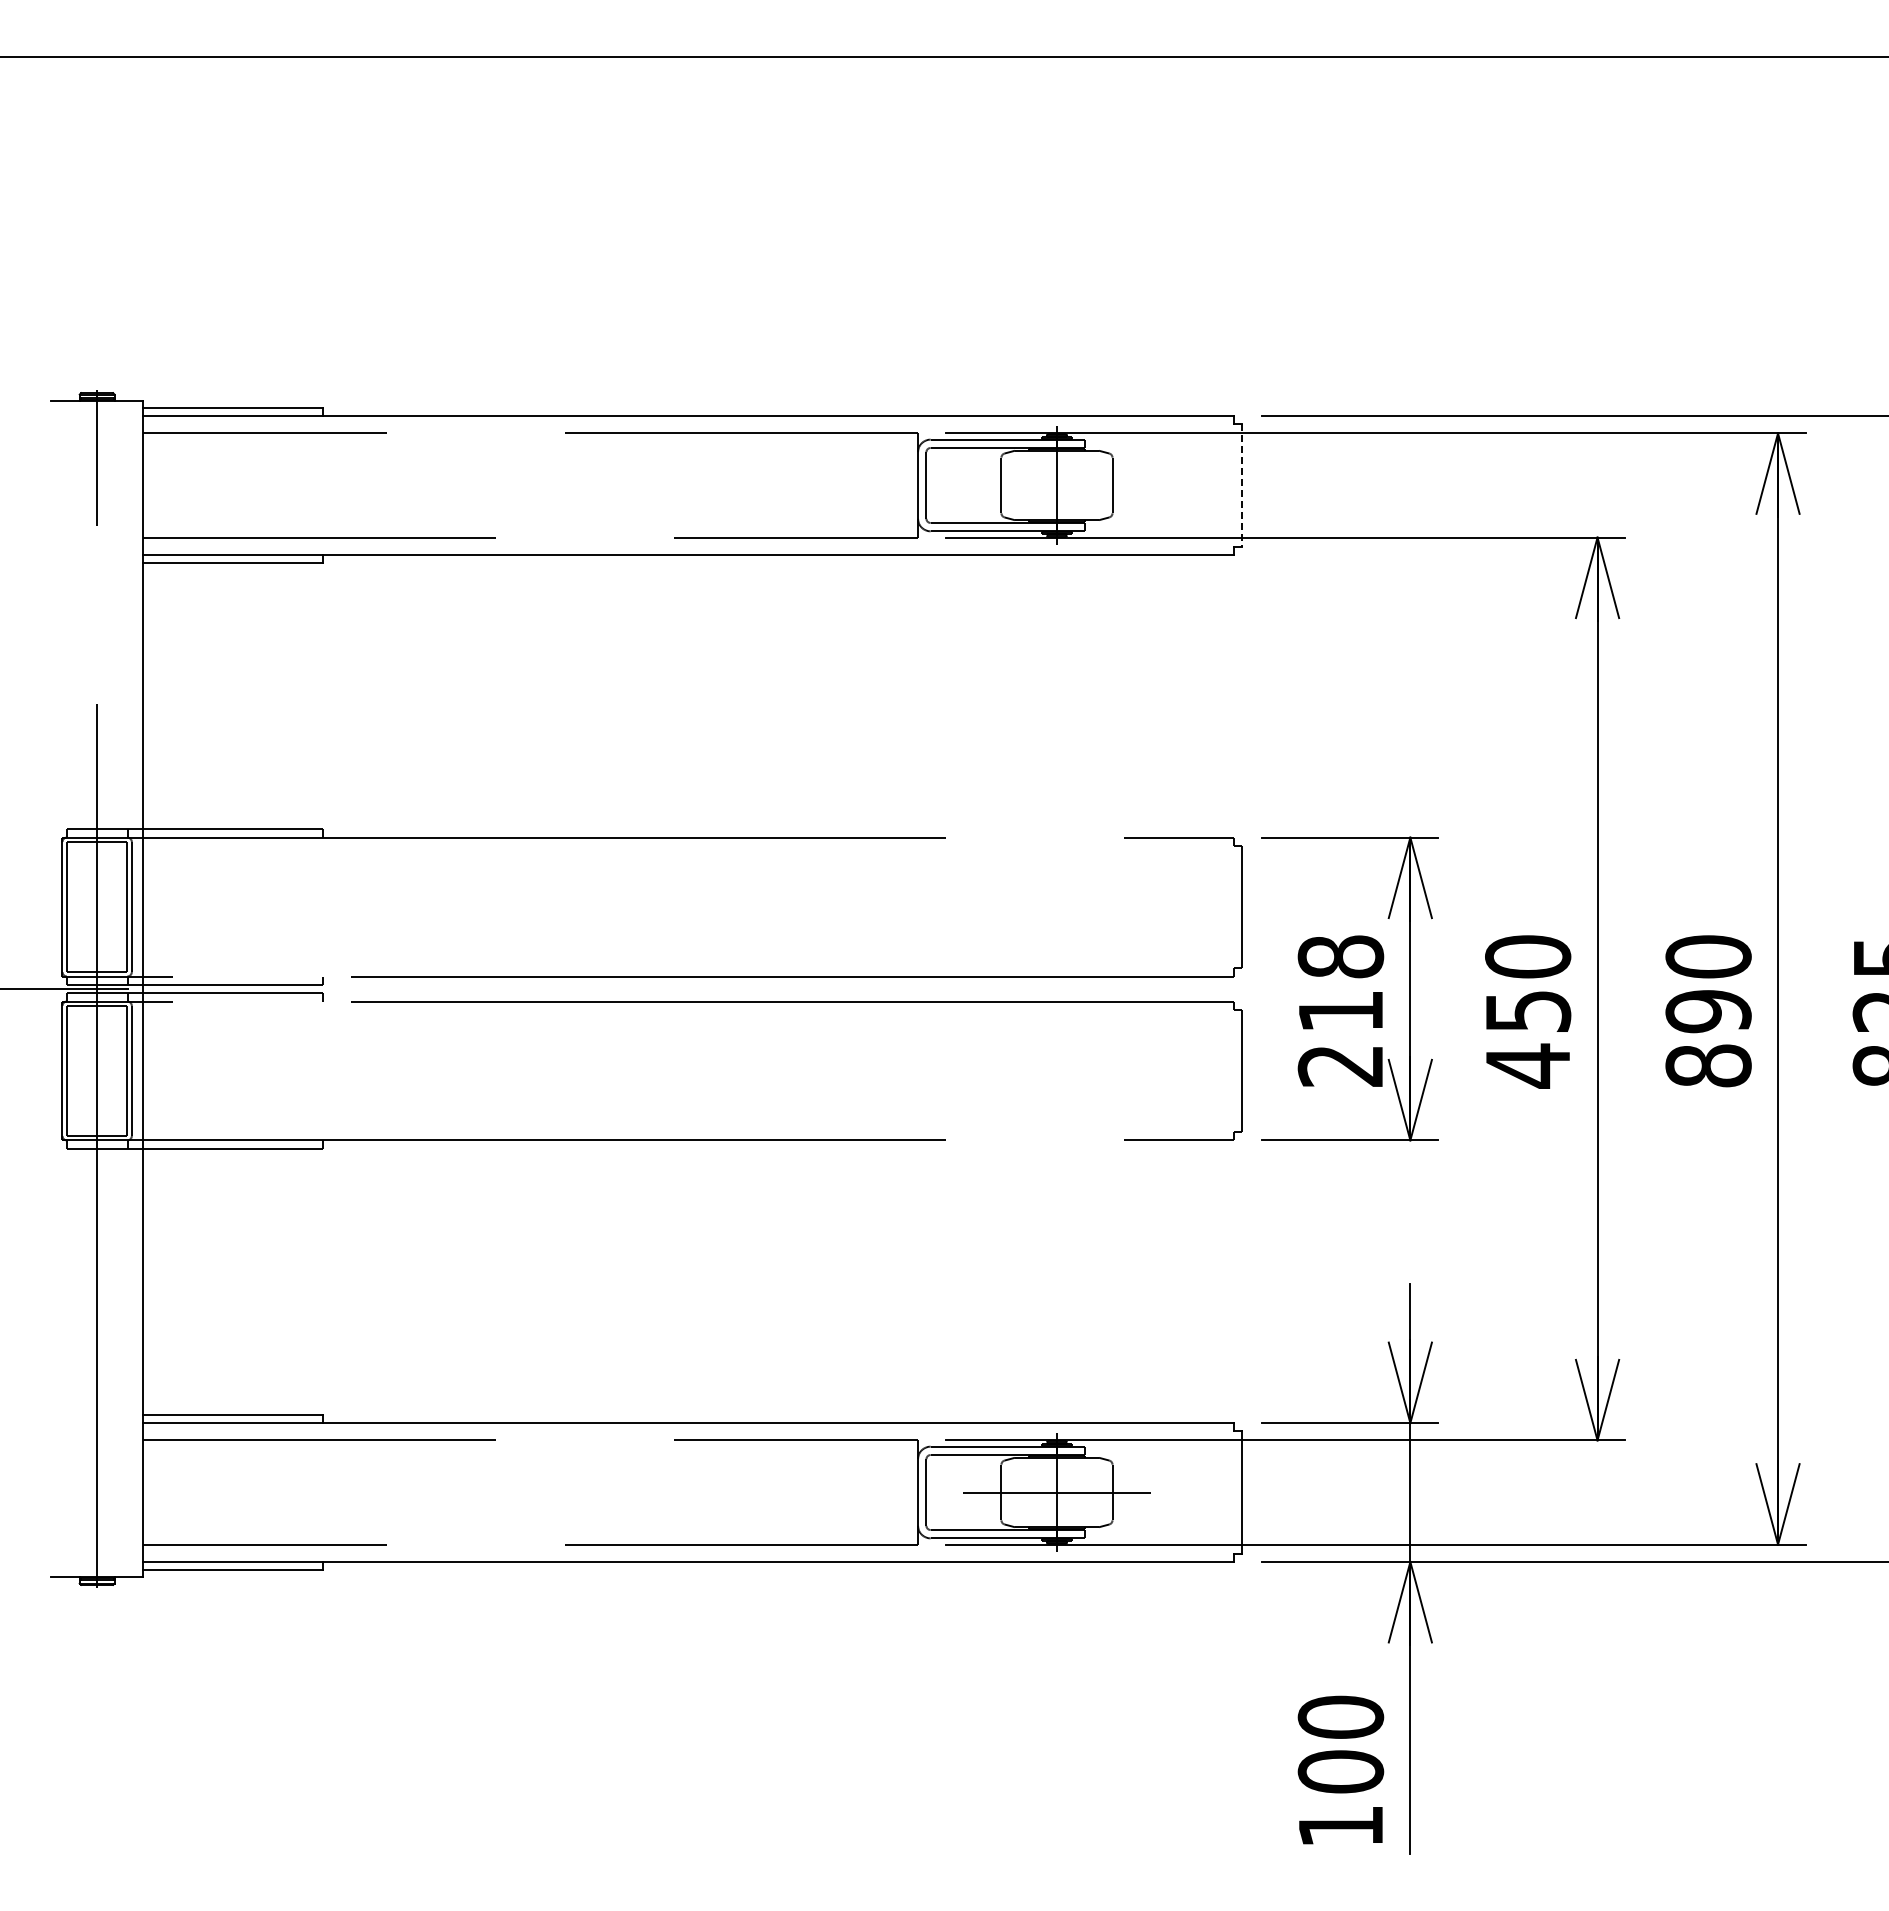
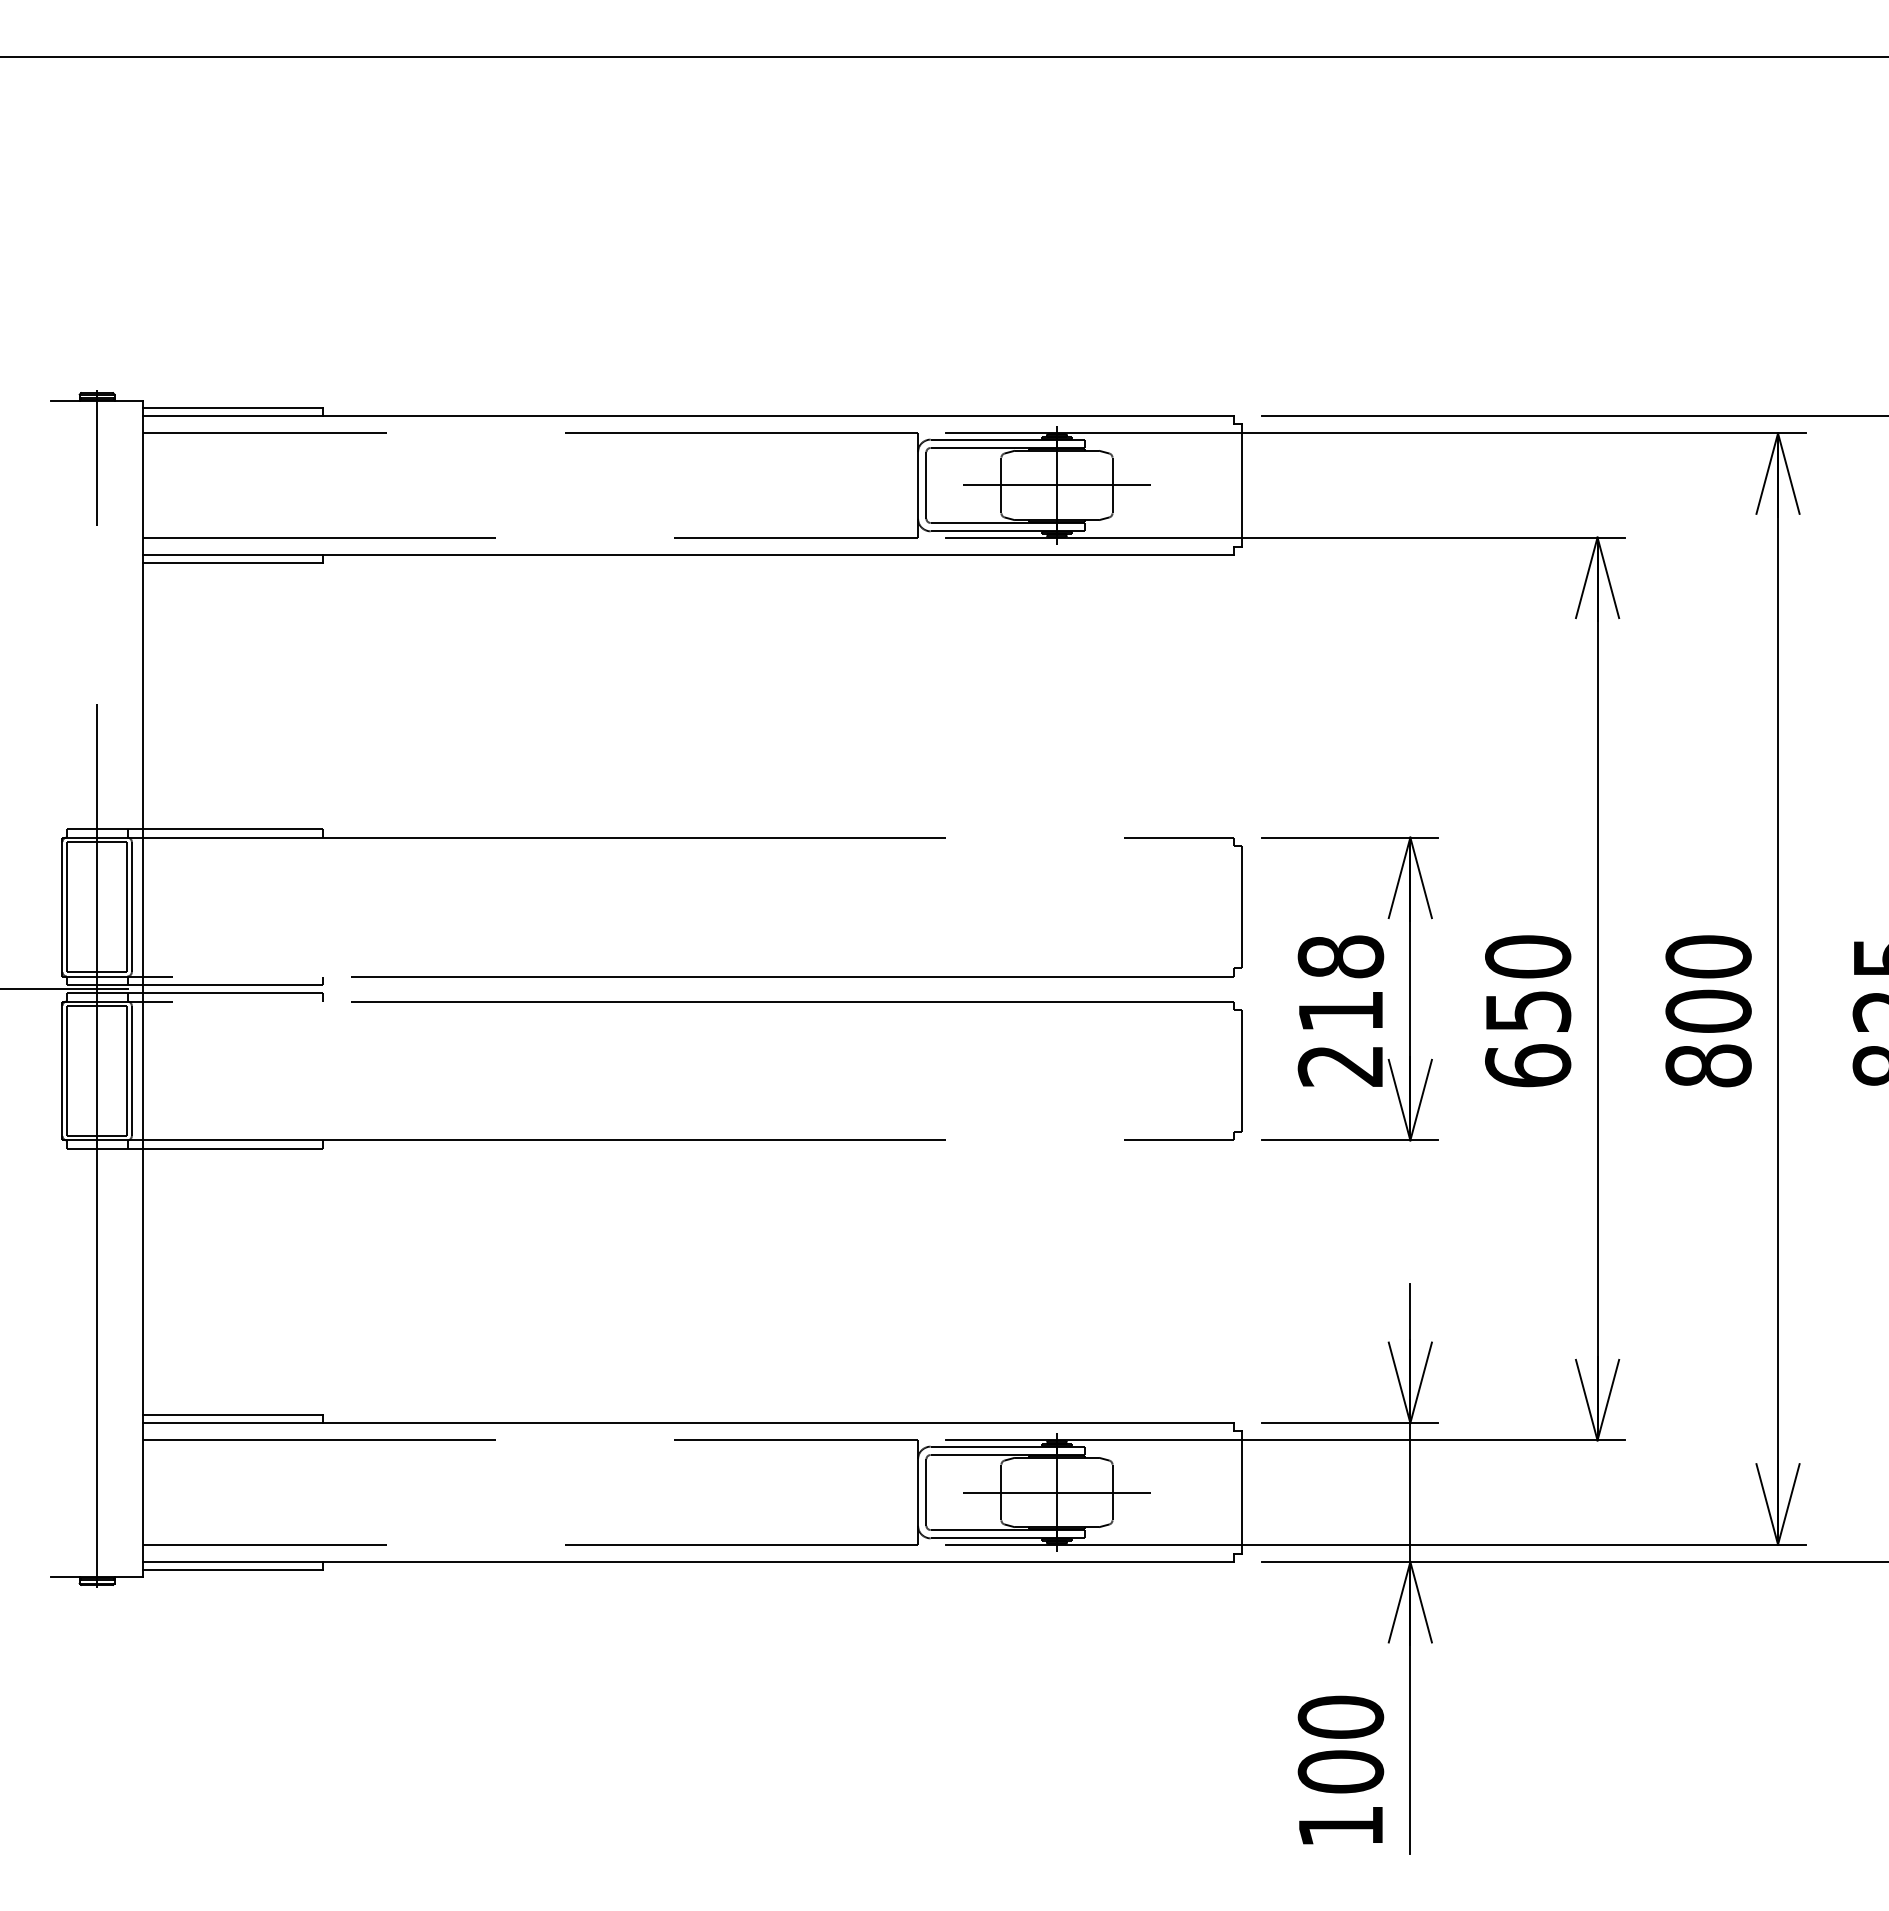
line: none -> present (1056, 485)
line: dashed -> solid (1242, 485)
text: 890 -> 800 (1708, 1011)
text: 450 -> 650 (1528, 1065)
